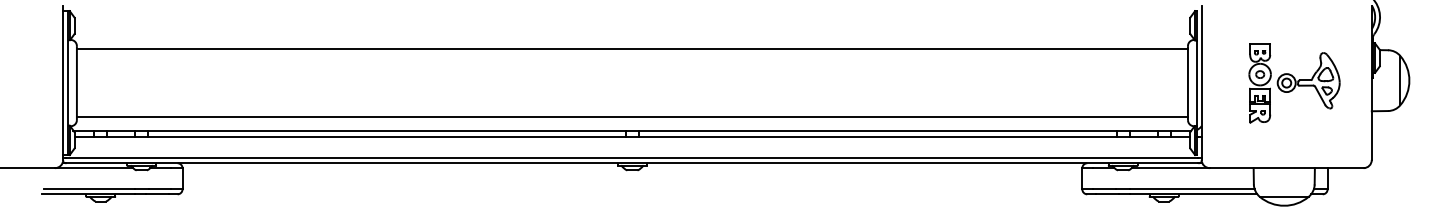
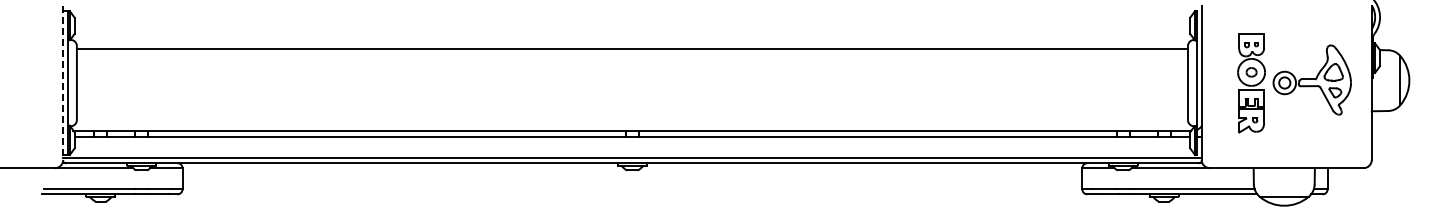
line: solid -> dashed (63, 83)
part size: 93x81 px -> 115x101 px (1294, 83)
line: present -> none (631, 117)
